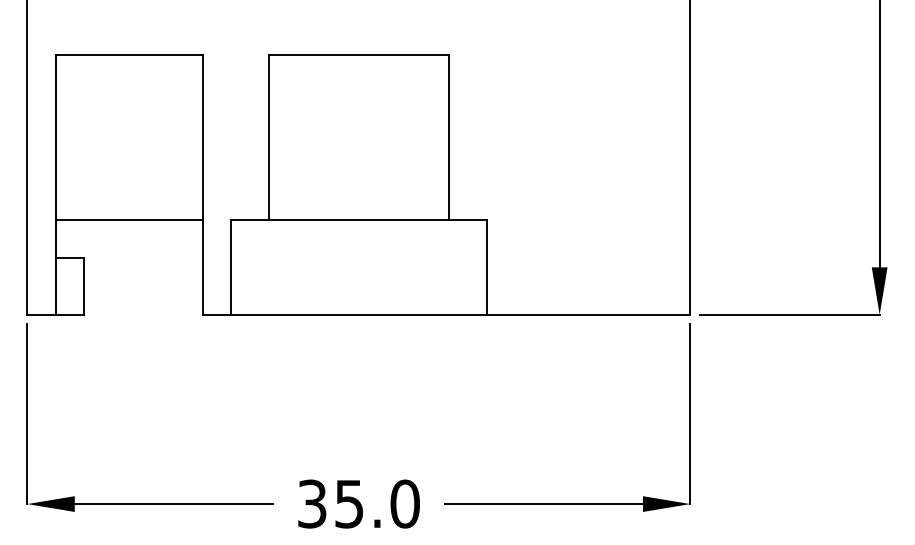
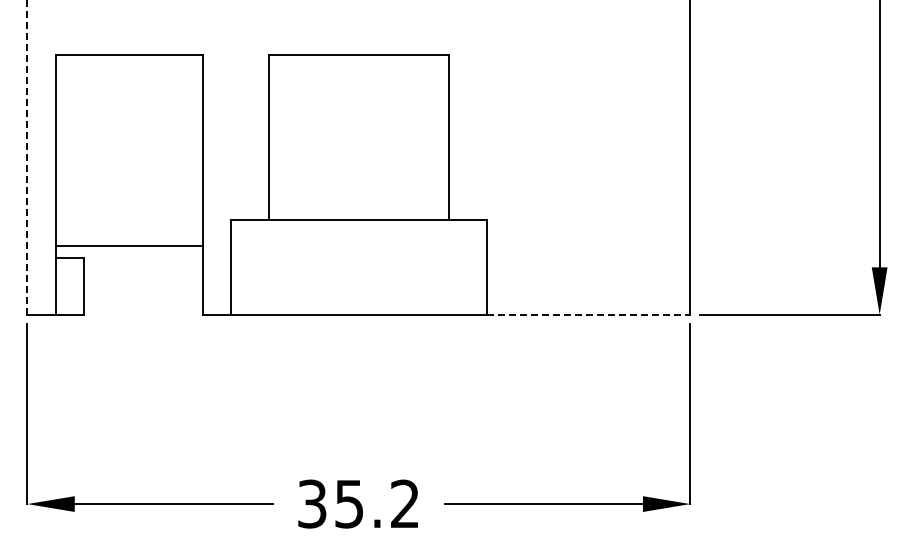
line: solid -> dashed (27, 157)
line position: (128, 220) -> (128, 246) (128, 246)
line: solid -> dashed (588, 314)
text: 35.0 -> 35.2 (404, 503)
